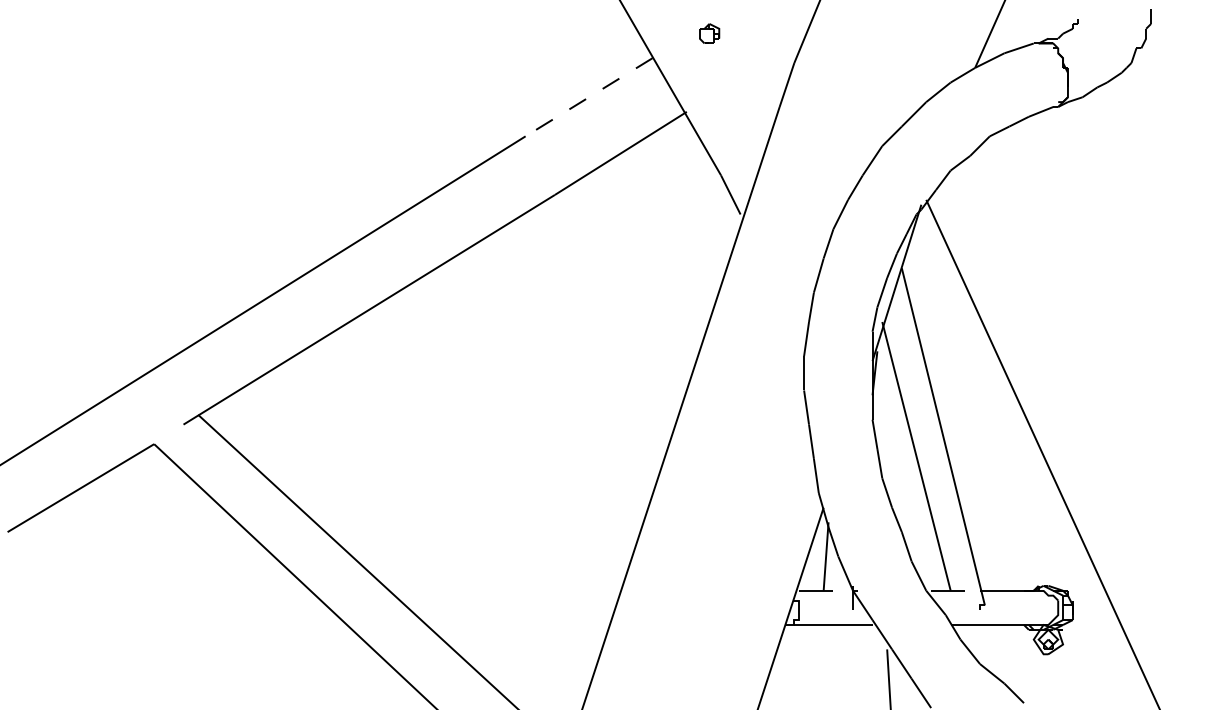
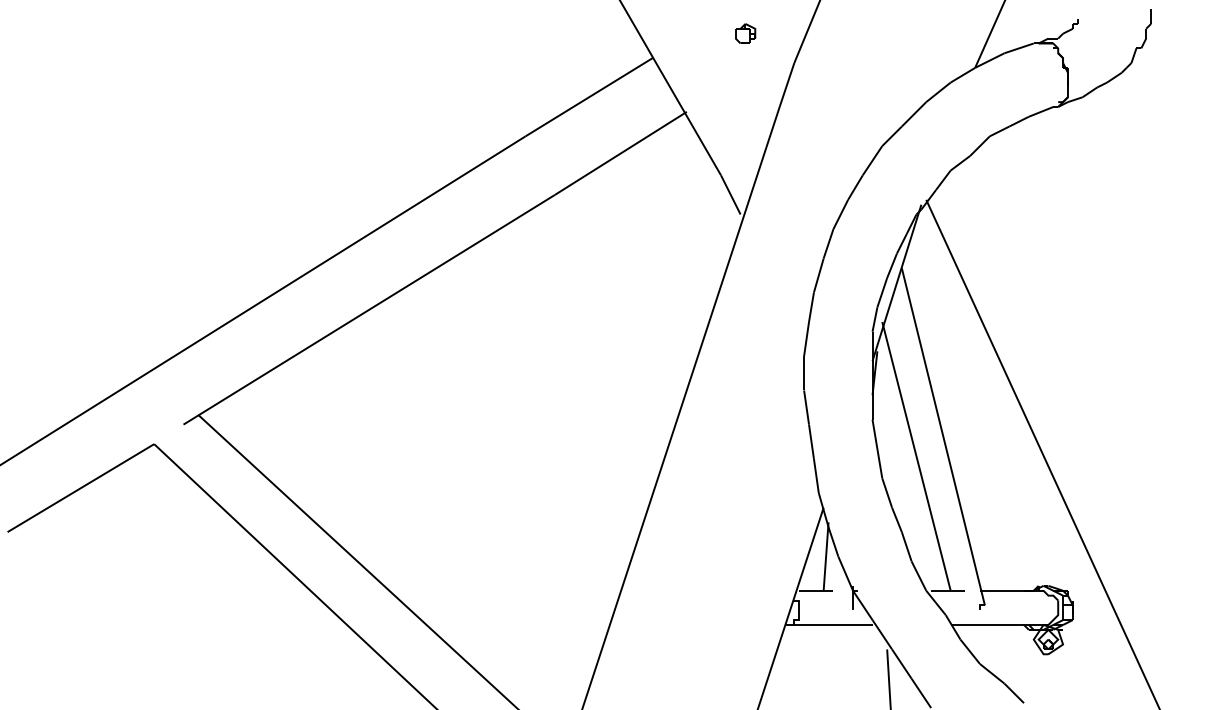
part position: (709, 33) -> (745, 33) (745, 33)
line: dashed -> solid (589, 97)
